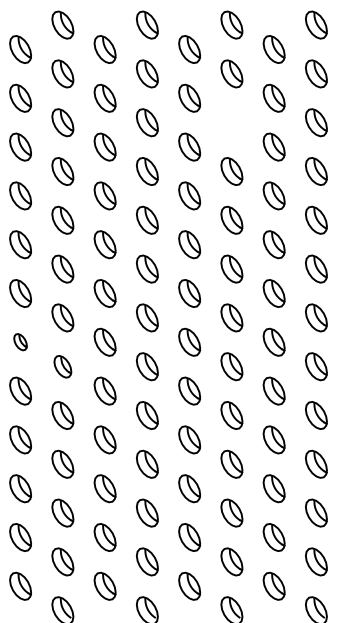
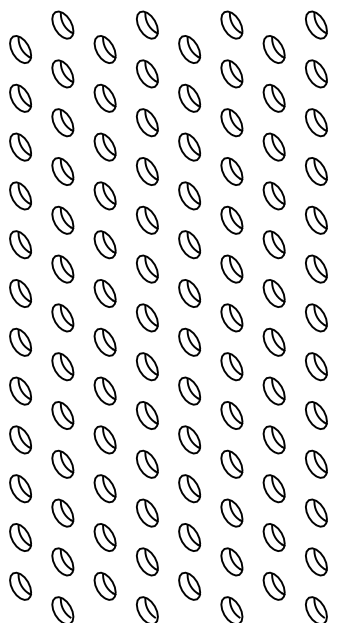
part: none -> present (231, 122)
part size: 15x19 px -> 23x30 px (20, 341)
part size: 20x24 px -> 24x30 px (62, 366)
